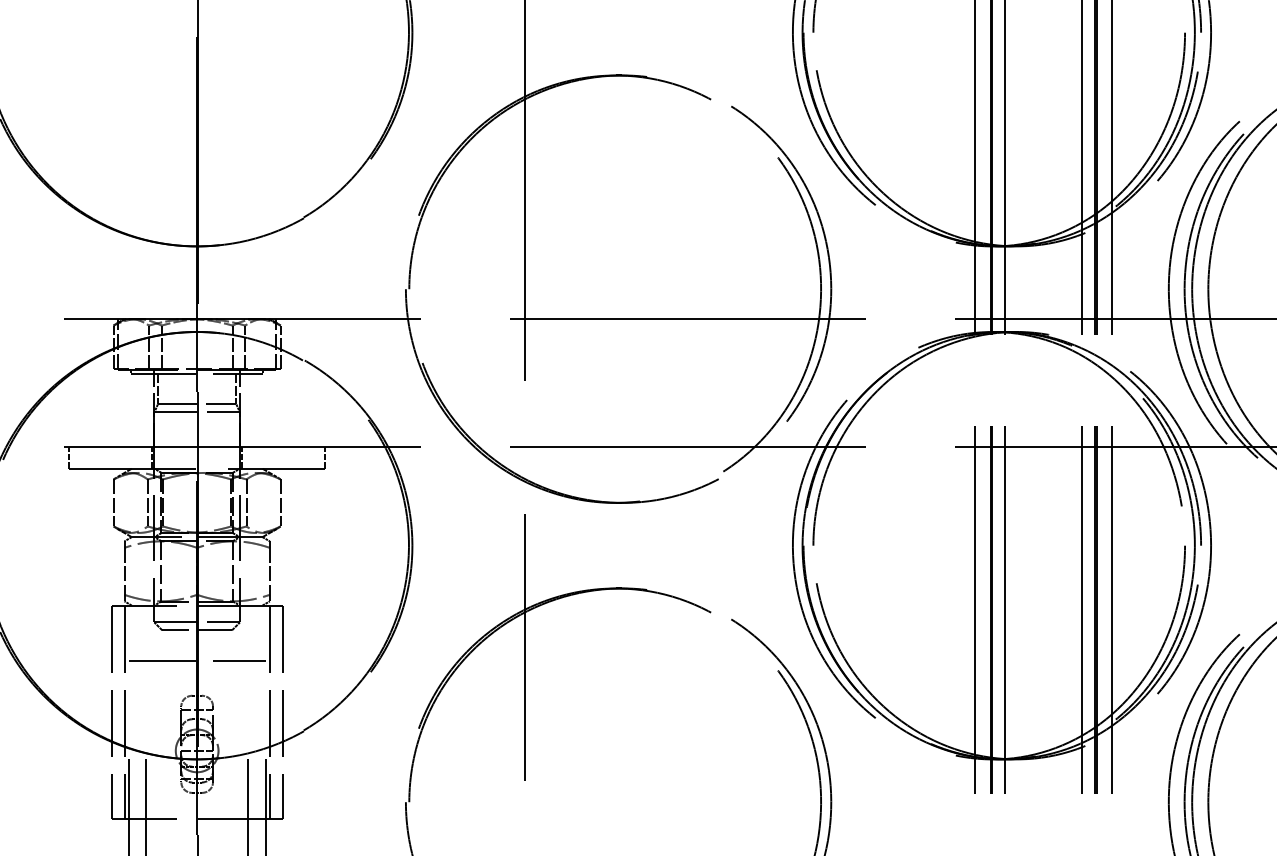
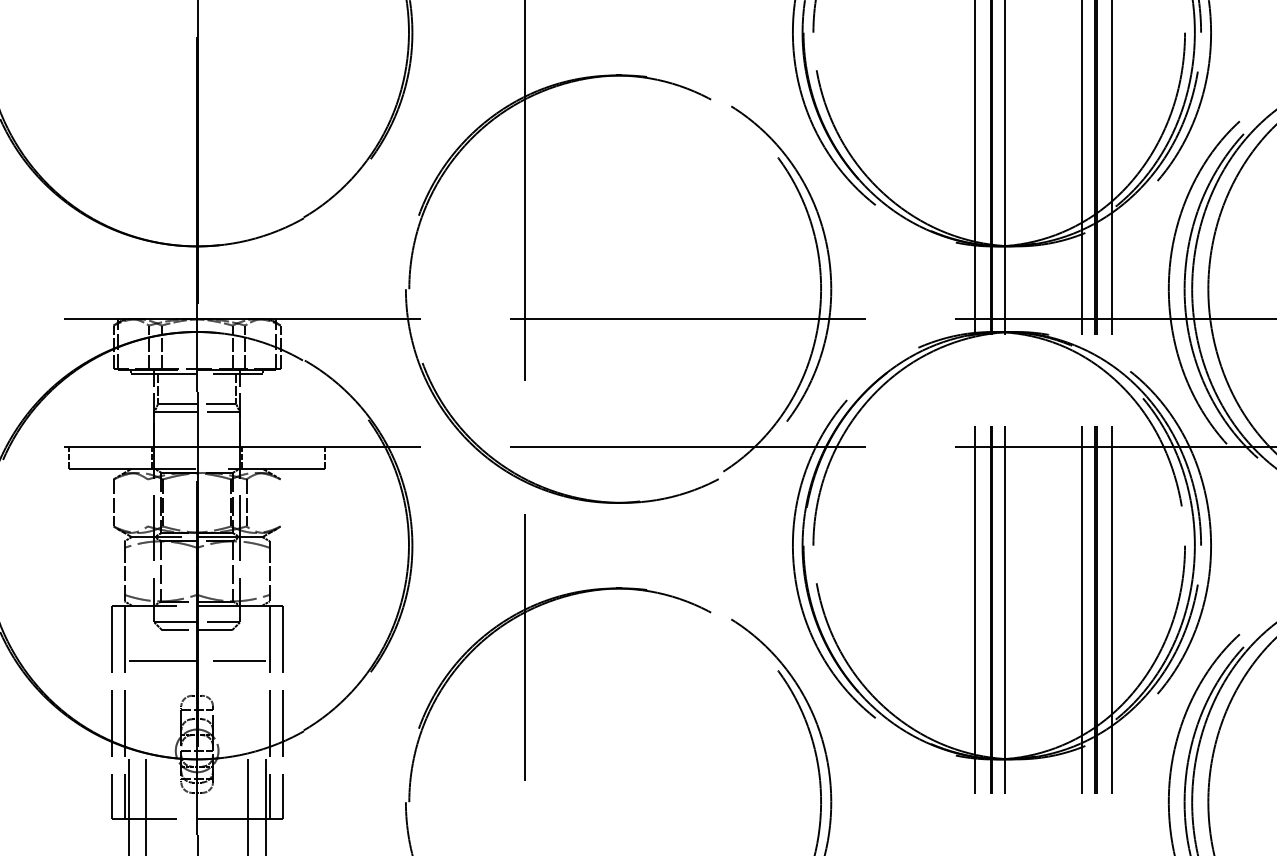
line: present -> none (147, 502)
line: present -> none (280, 502)
